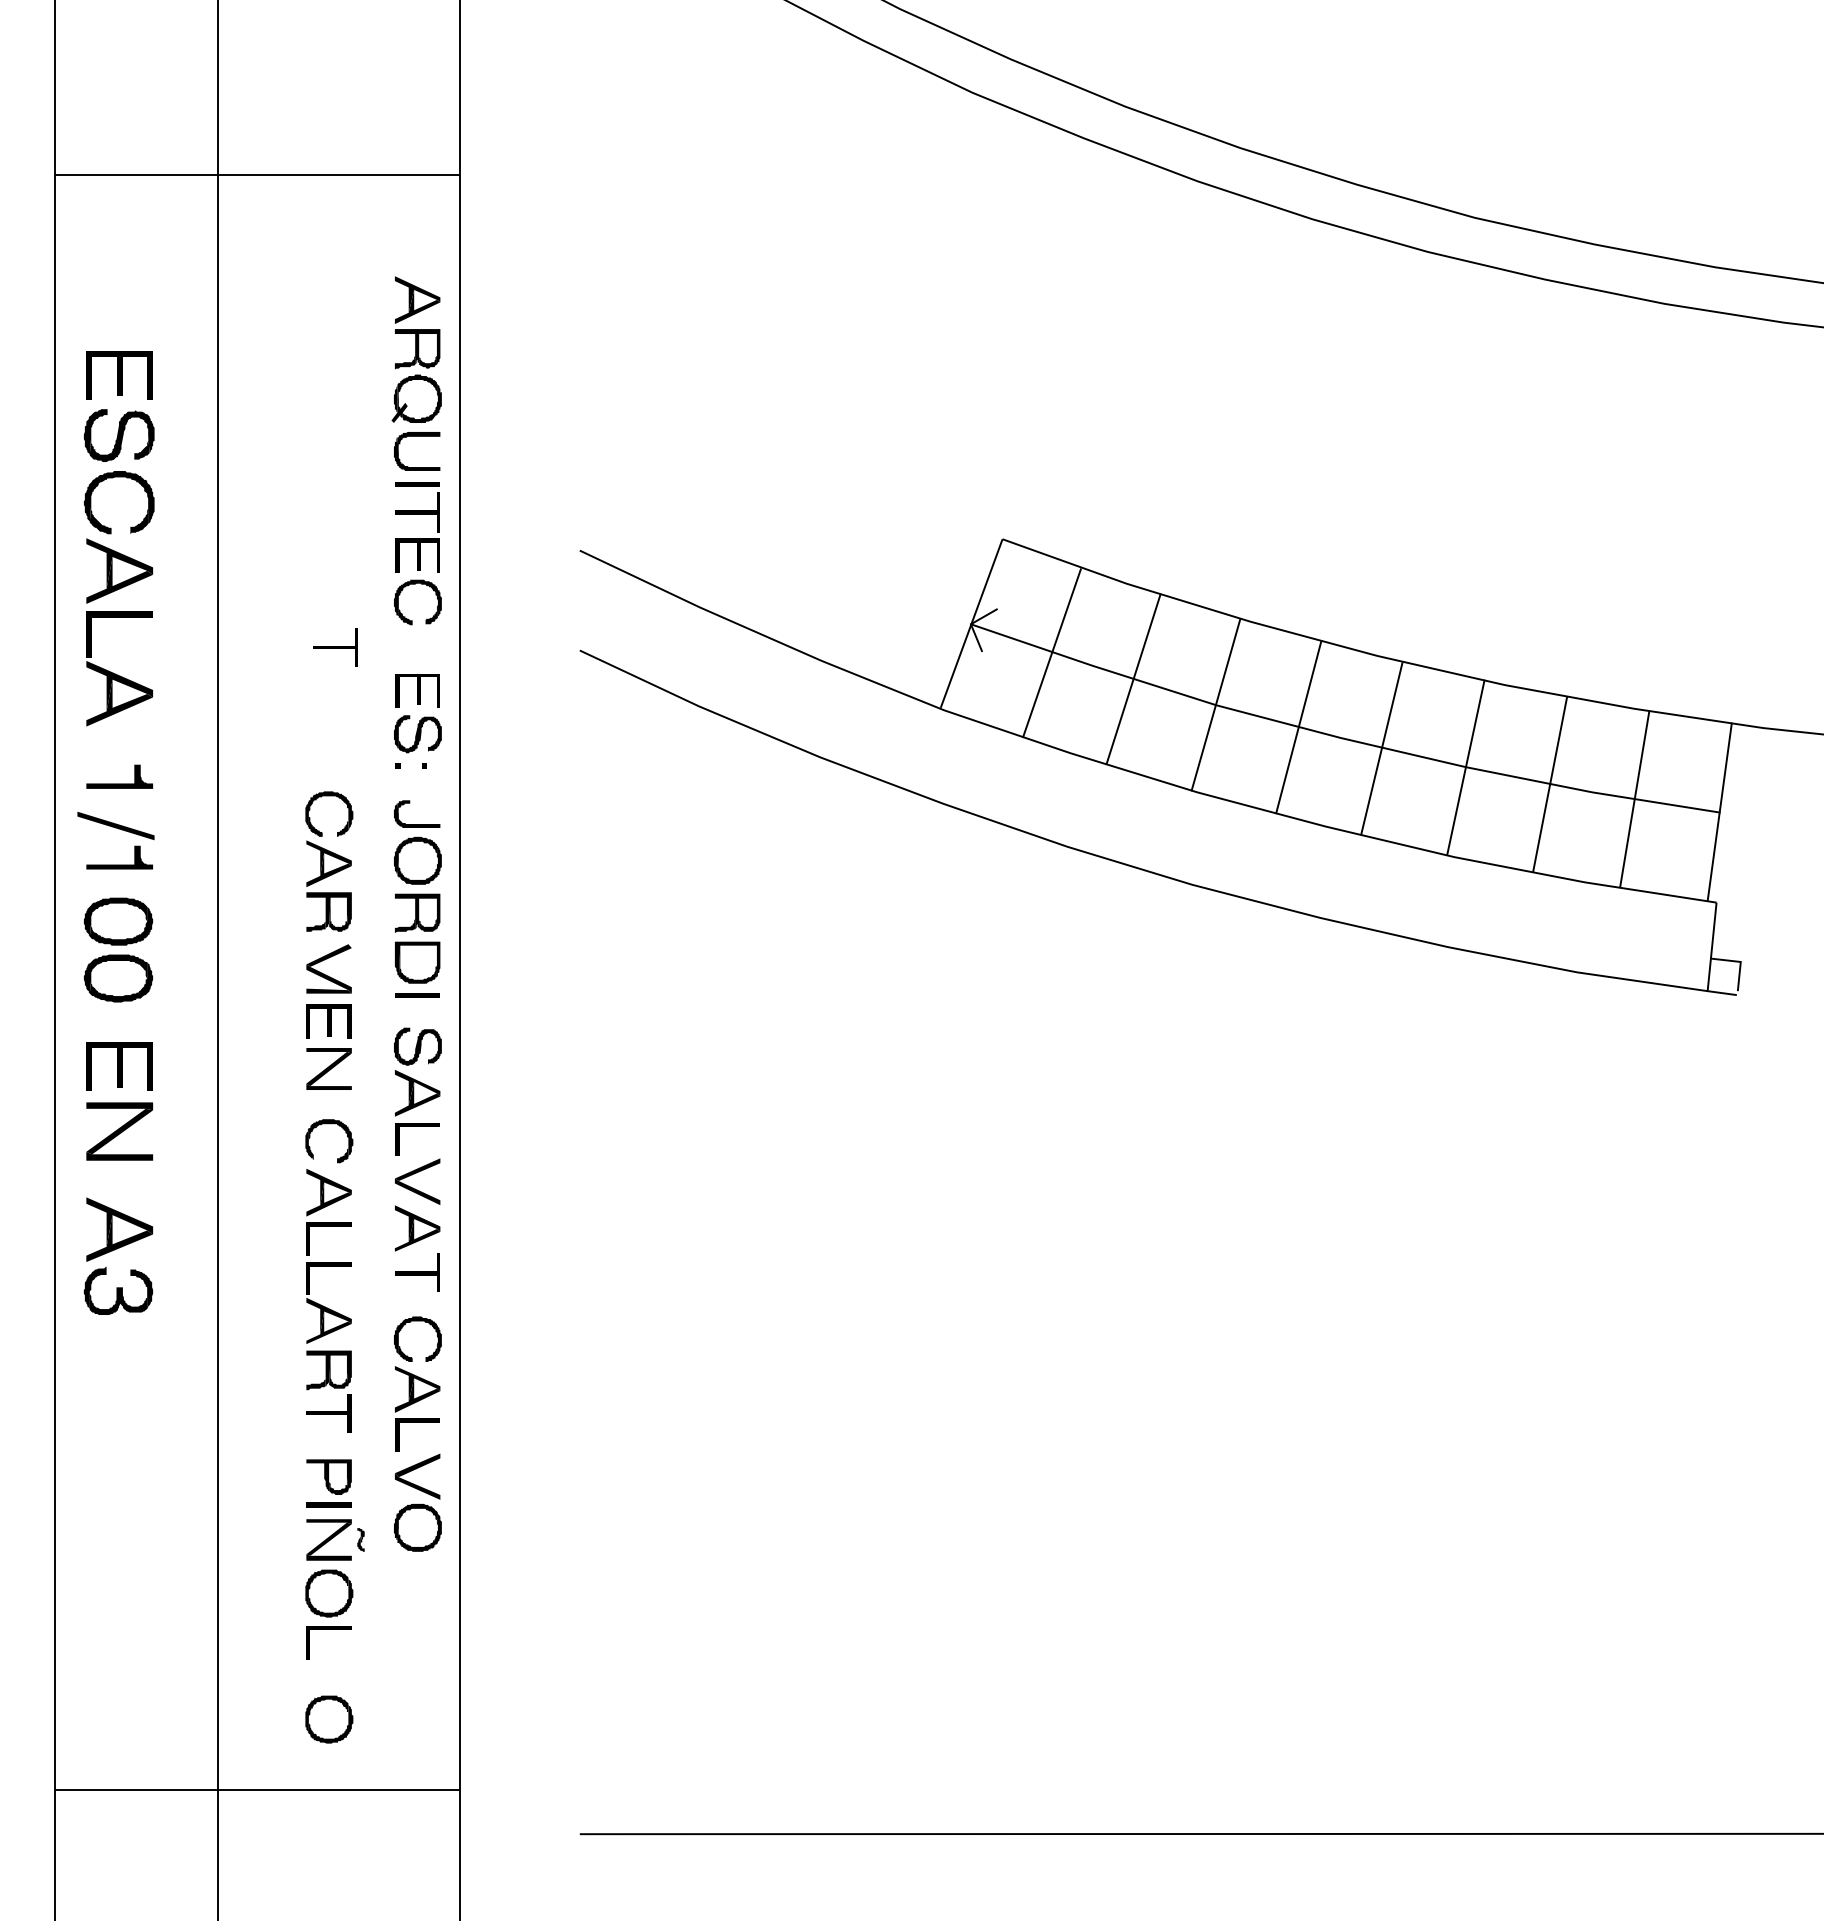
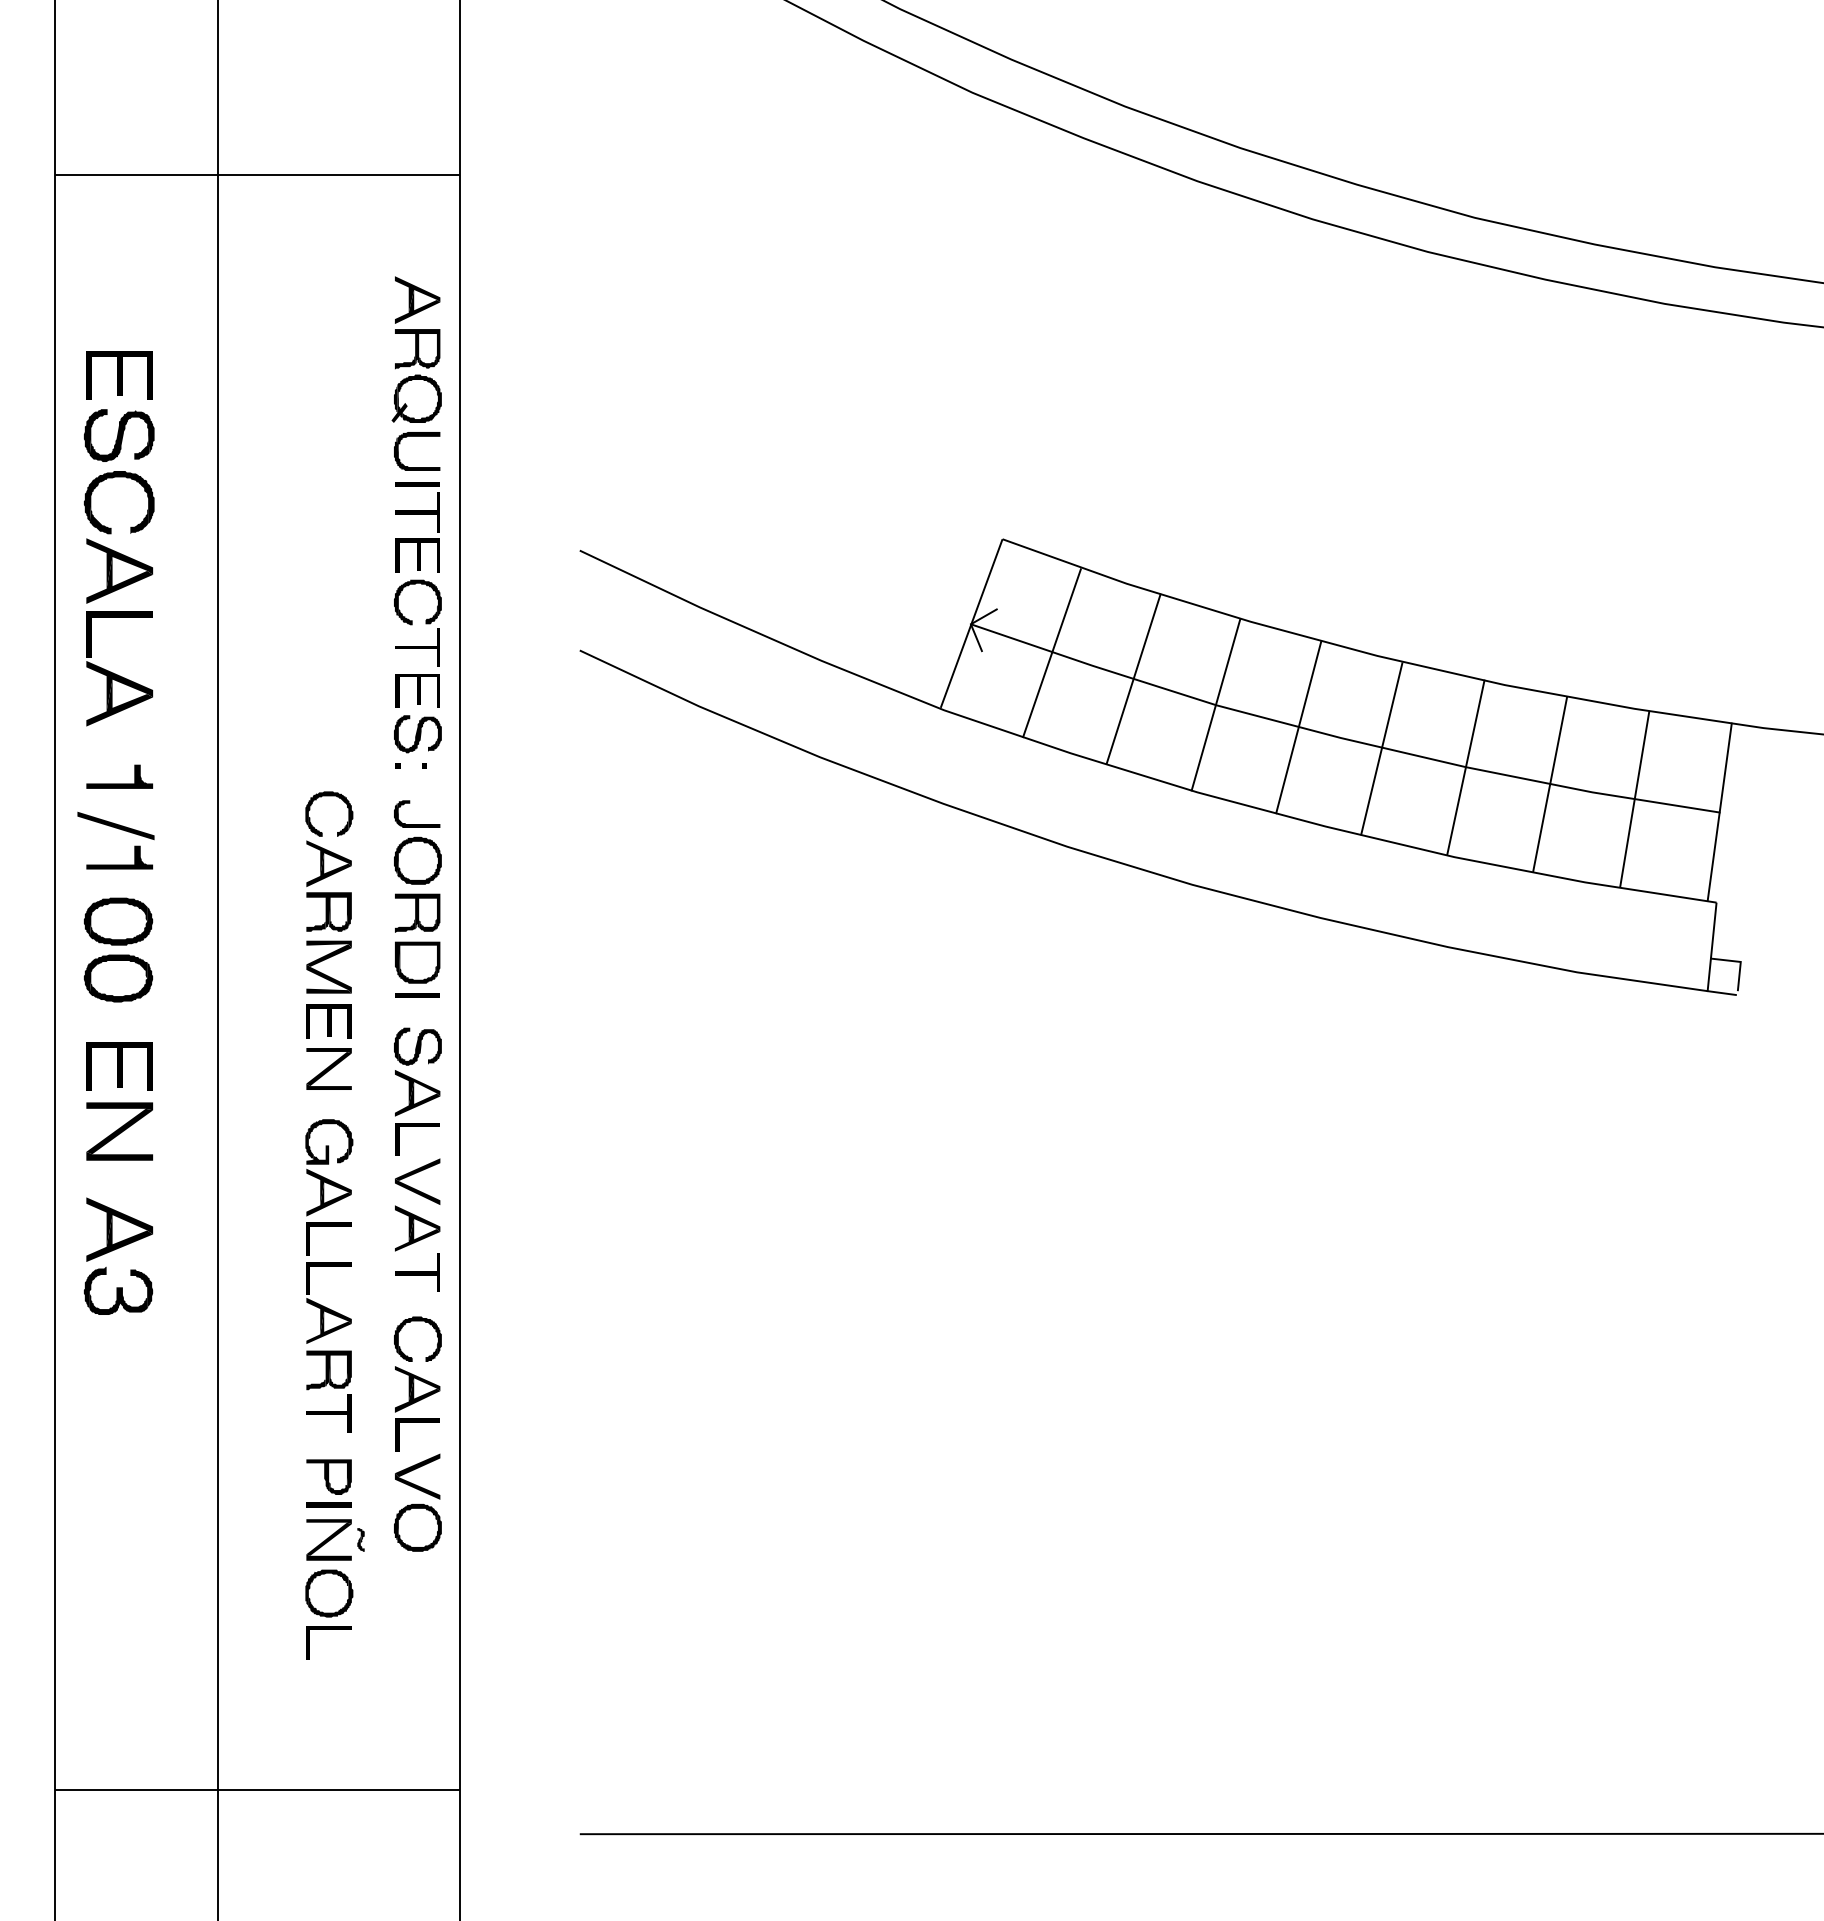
part position: (335, 647) -> (417, 647) (417, 647)
fill: none -> present (328, 944)
fill: none -> present (317, 1154)
part: present -> none (329, 1719)
